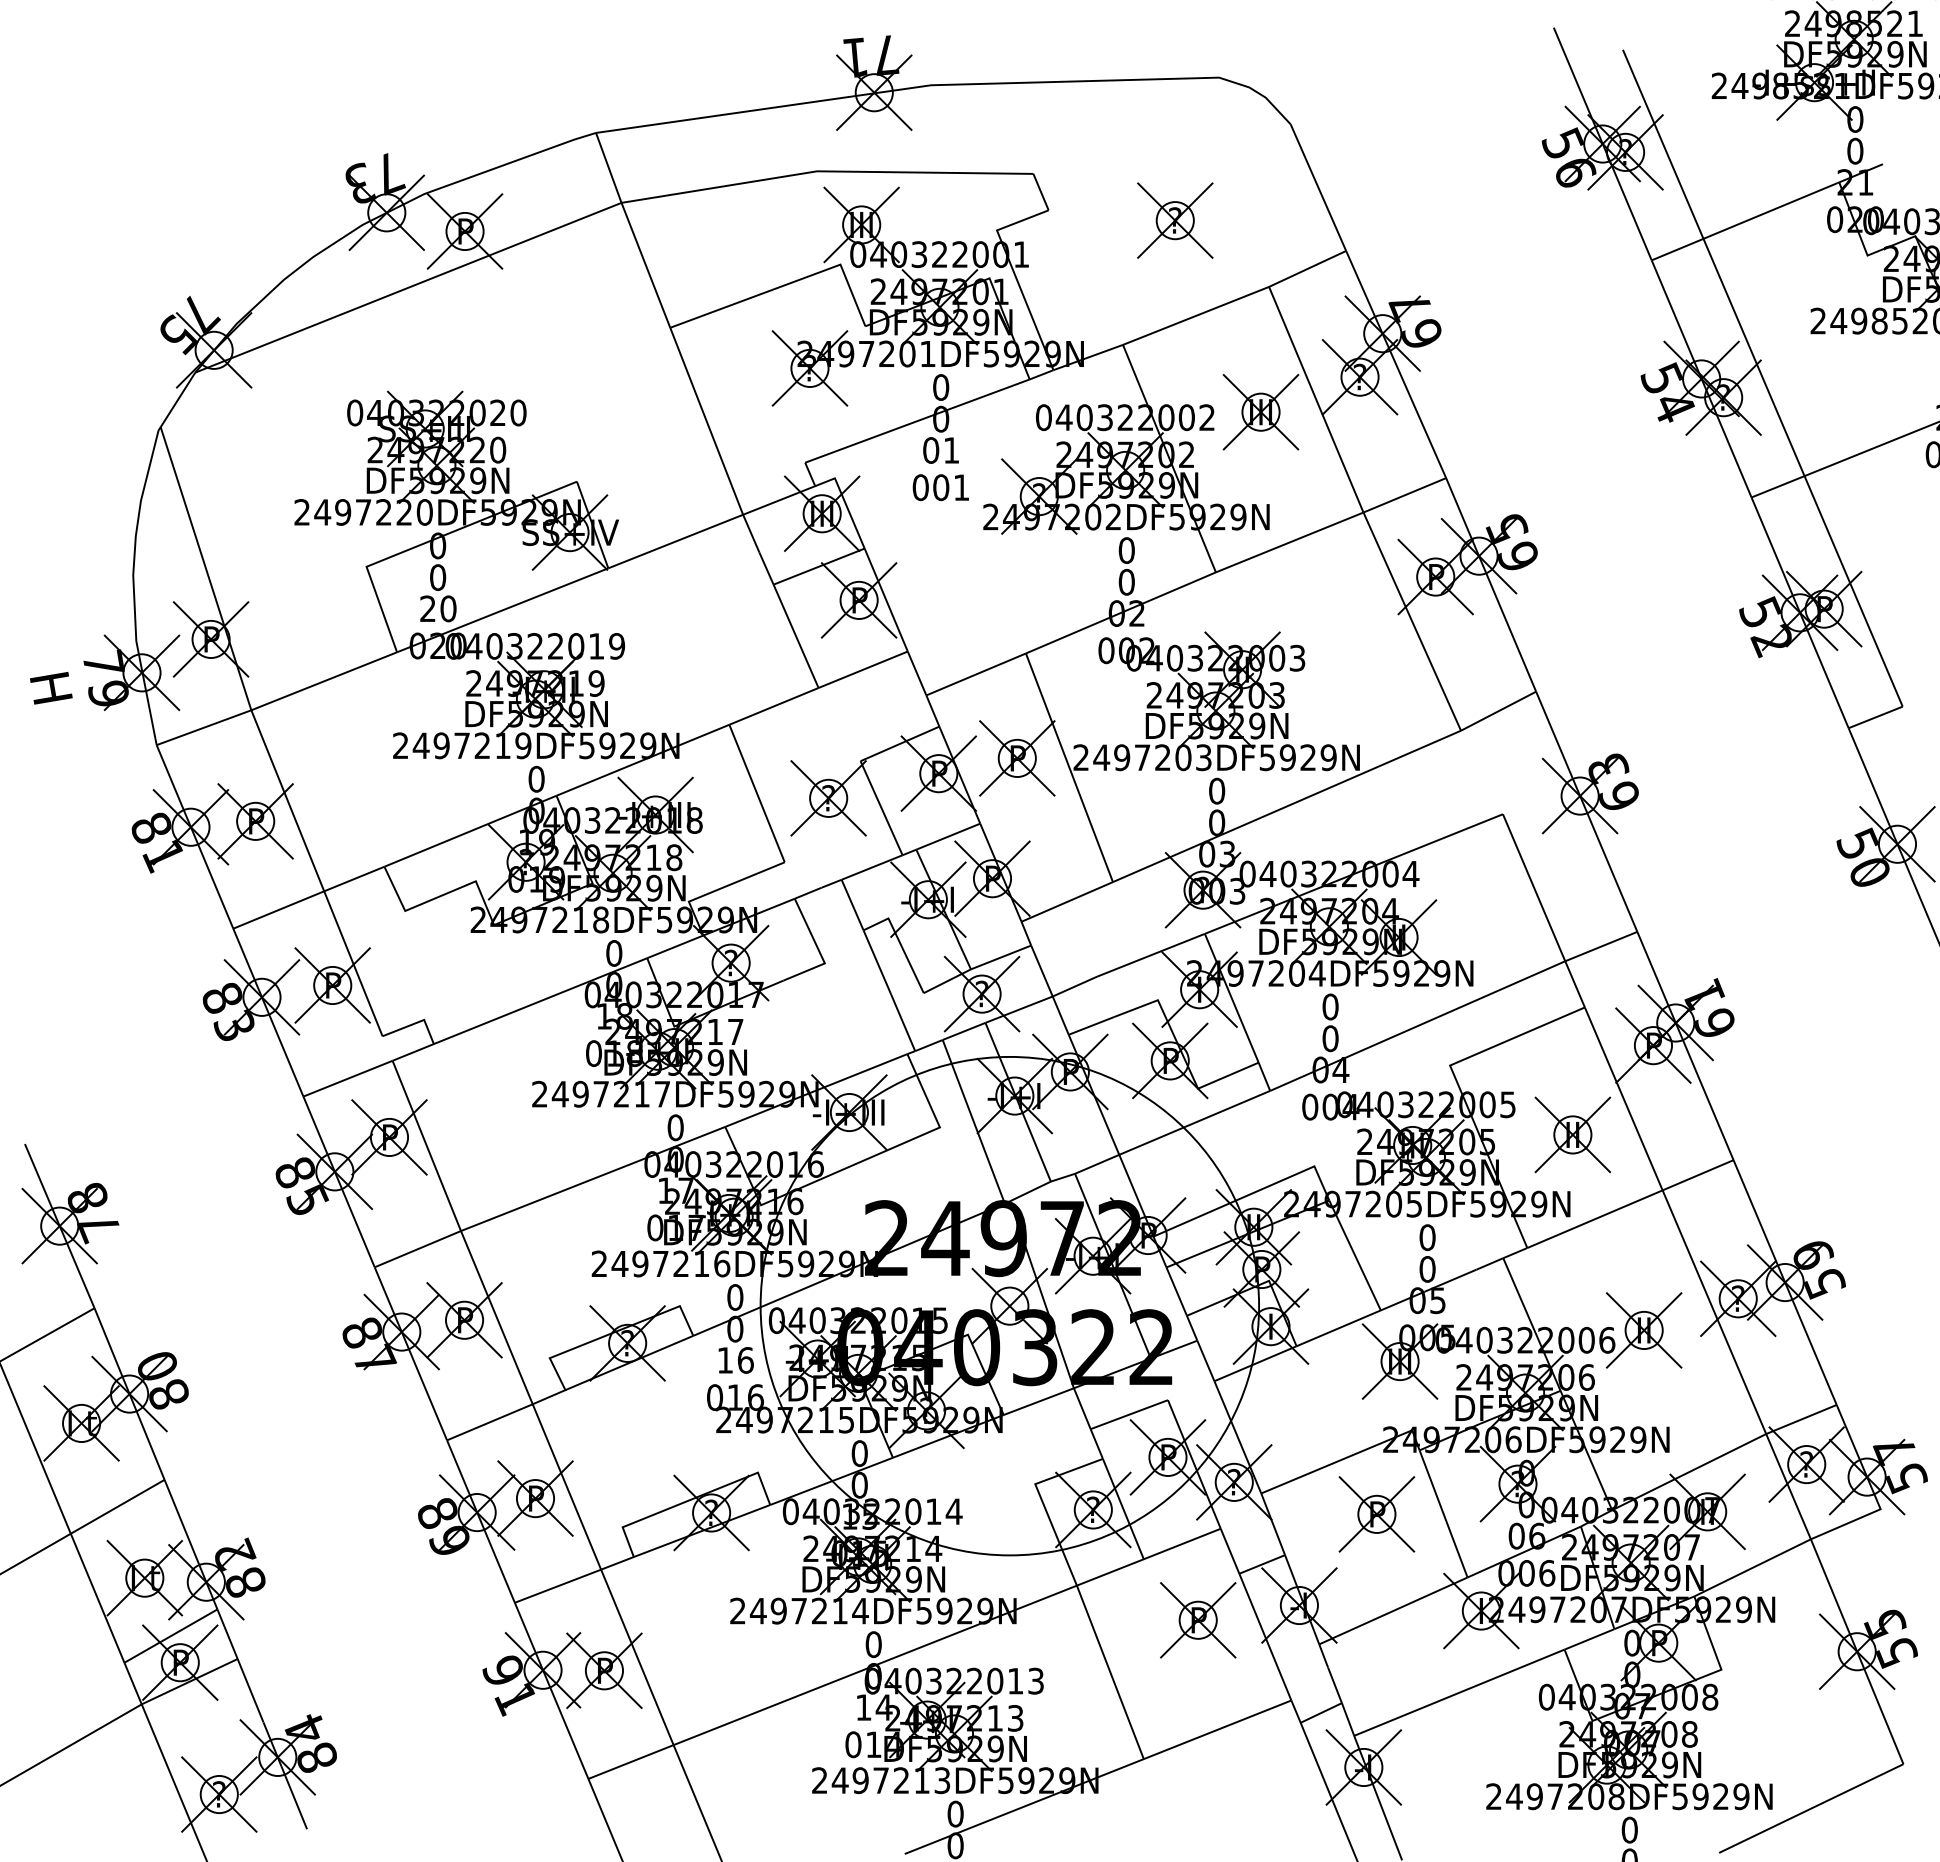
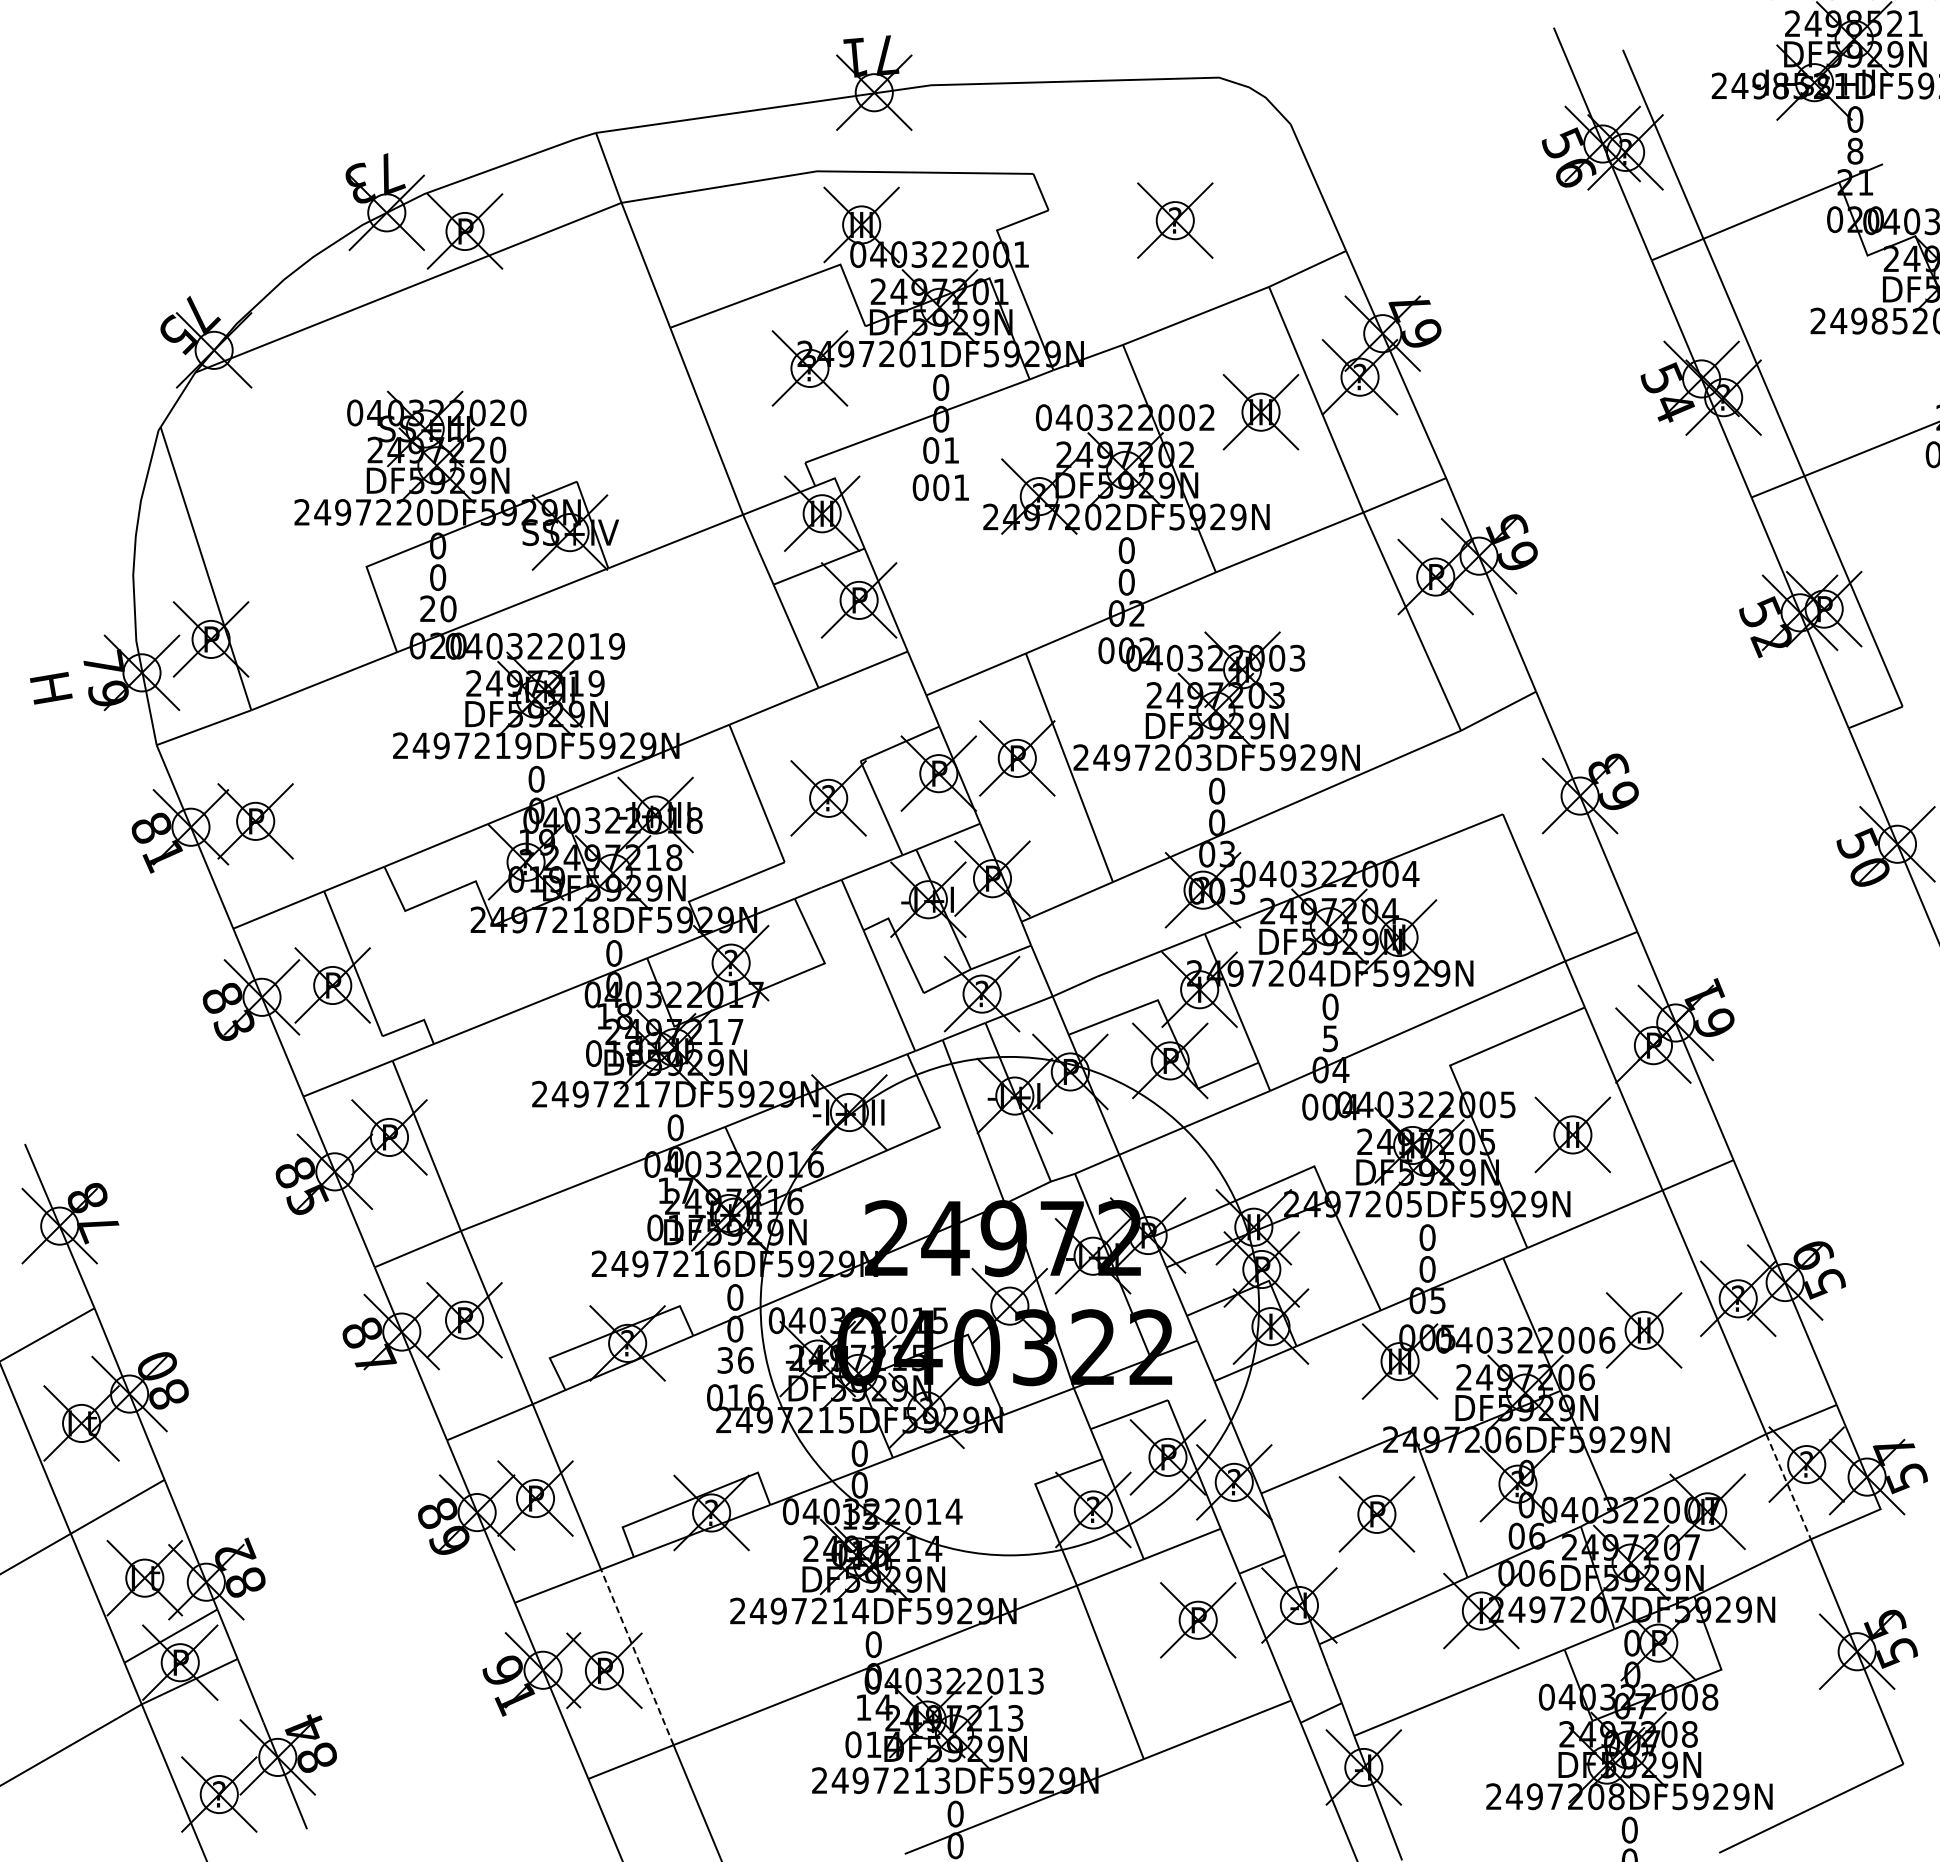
text: 0 -> 8 (1855, 151)
line: present -> none (287, 800)
text: 0 -> 5 (1330, 1038)
text: 16 -> 36 (724, 1360)
line: solid -> dashed (1788, 1487)
line: solid -> dashed (637, 1657)
